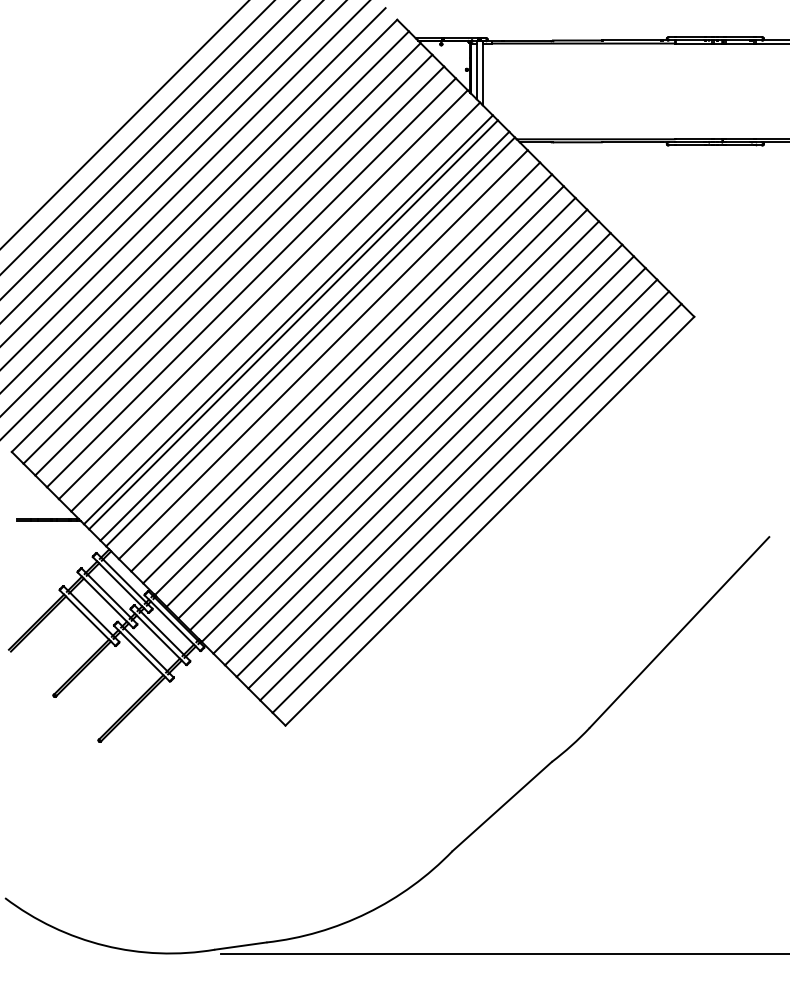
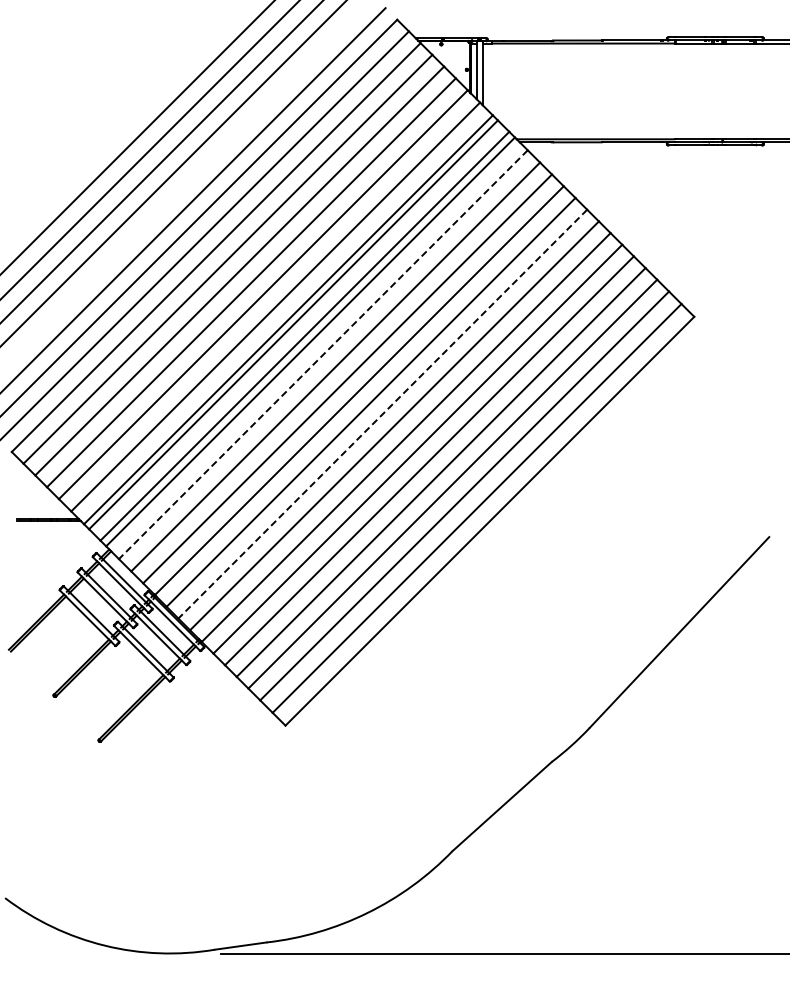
line: present -> none (124, 124)
line: present -> none (185, 184)
line: solid -> dashed (323, 355)
line: solid -> dashed (382, 414)
